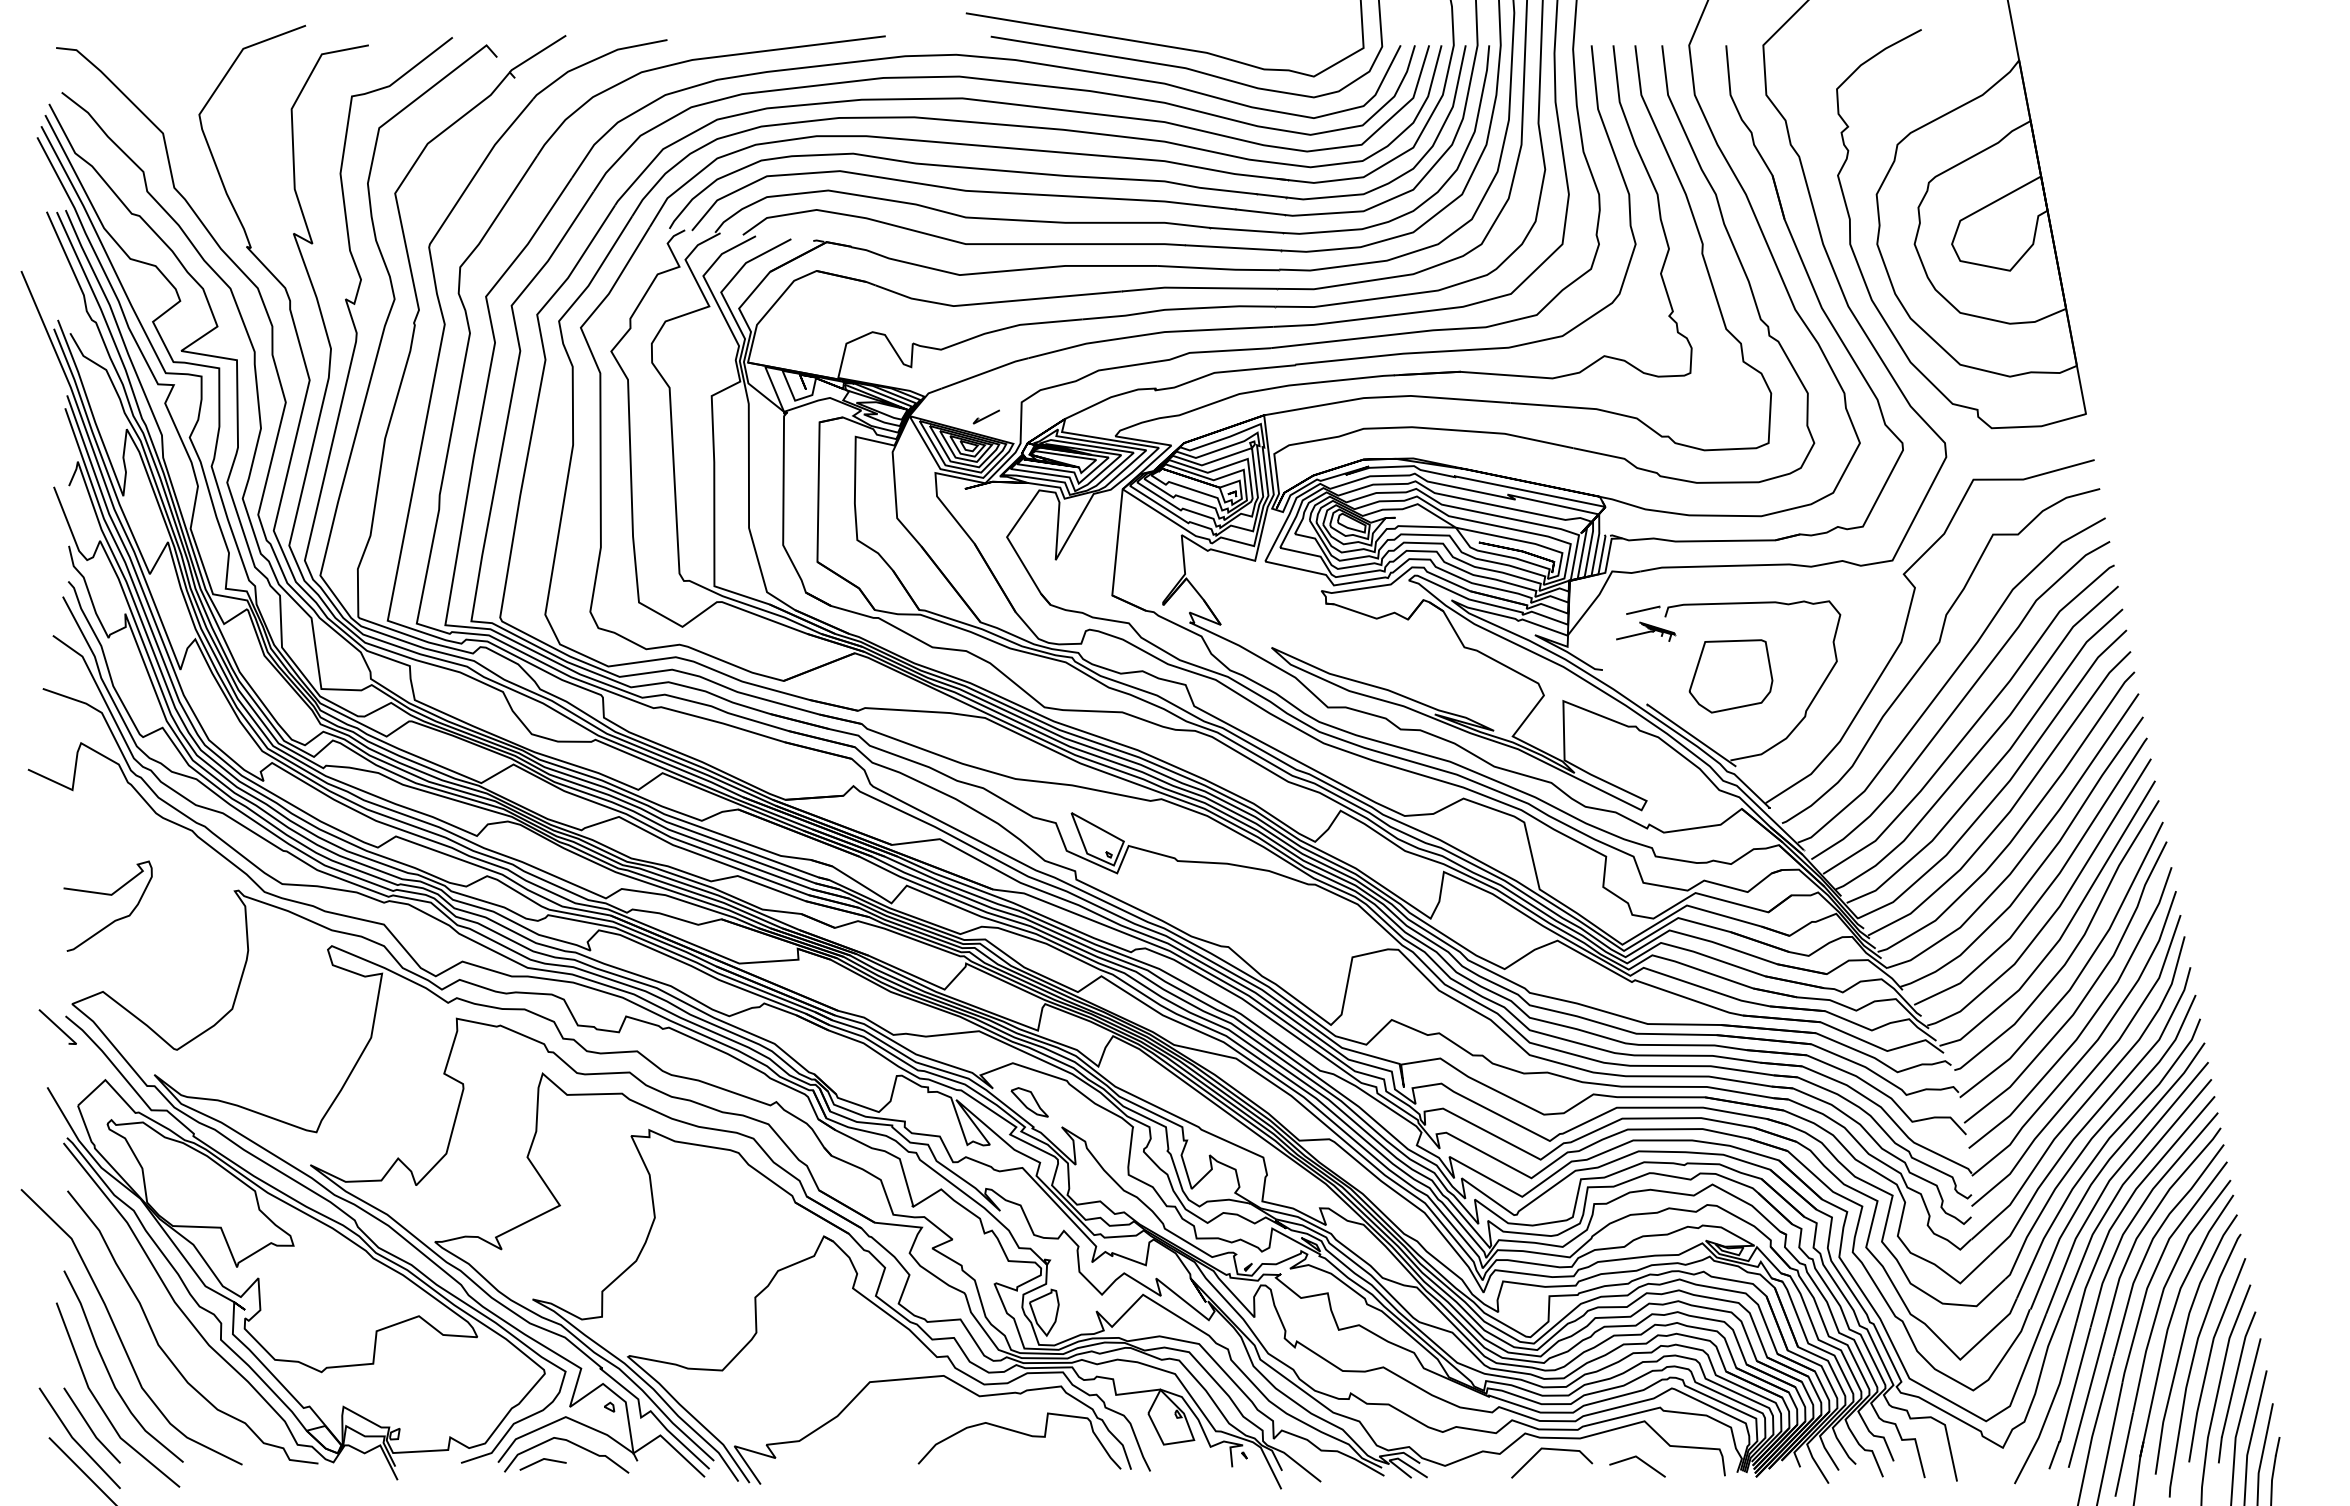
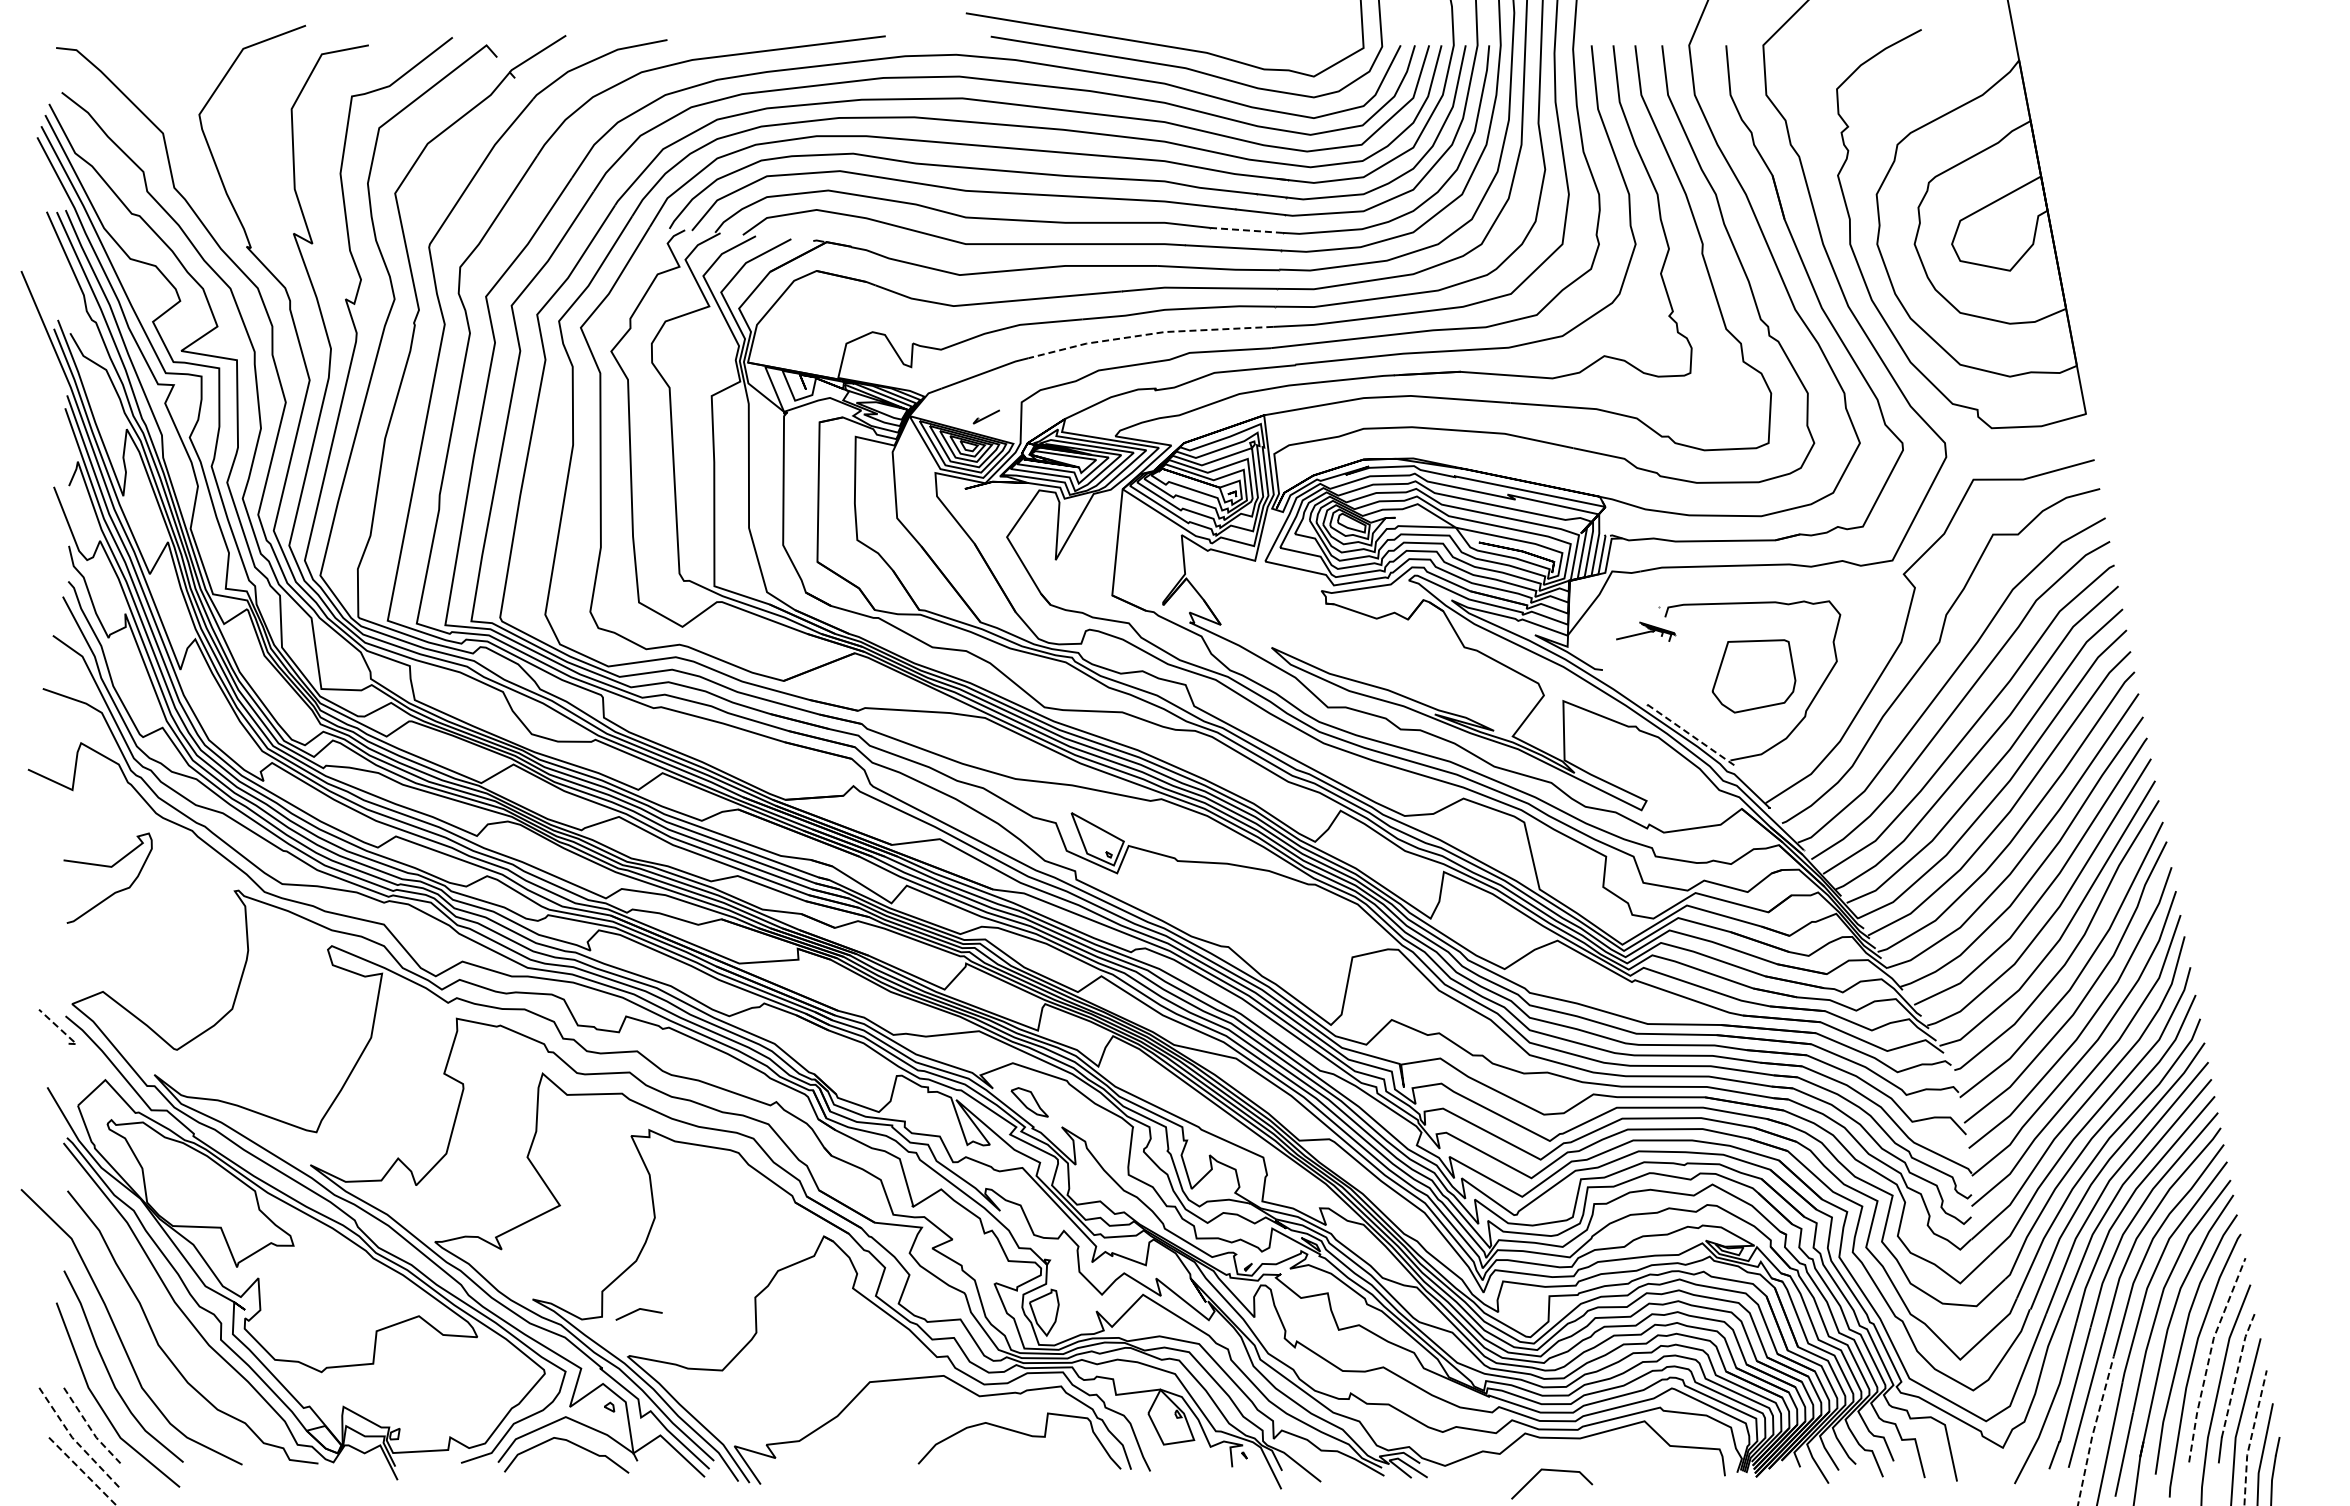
line: solid -> dashed (1245, 230)
line: solid -> dashed (1149, 334)
line: present -> none (1643, 610)
part position: (1730, 676) -> (1753, 676) (1753, 676)
line: solid -> dashed (1691, 735)
curve position: (107, 895) -> (107, 867) (107, 867)
line: solid -> dashed (61, 1029)
line: solid -> dashed (2209, 1357)
line: solid -> dashed (2237, 1372)
line: solid -> dashed (90, 1428)
line: solid -> dashed (2093, 1430)
line: solid -> dashed (2251, 1437)
line: solid -> dashed (75, 1441)
line position: (1552, 1450) -> (1552, 1471) (1552, 1471)
line: present -> none (1639, 1460)
line position: (541, 1461) -> (637, 1311) (637, 1311)
line: solid -> dashed (83, 1472)
